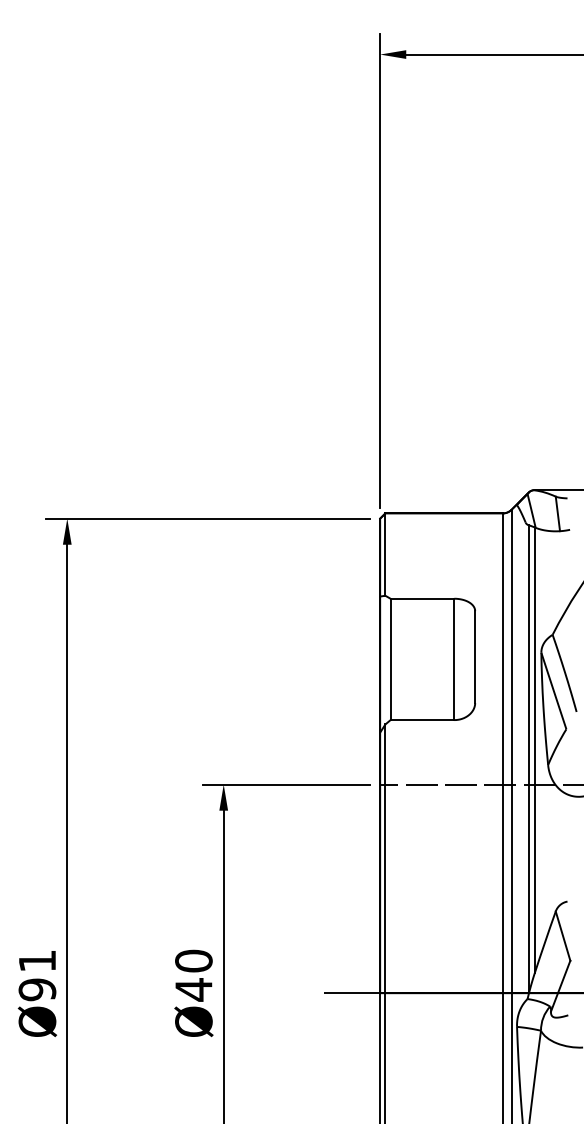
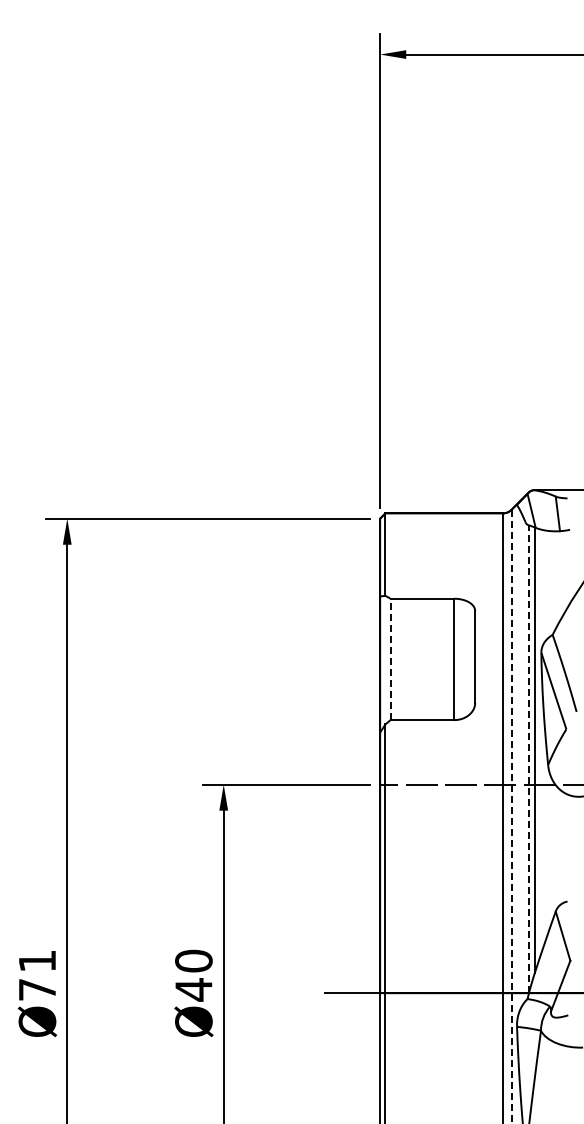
line: solid -> dashed (390, 659)
line: solid -> dashed (528, 758)
line: solid -> dashed (511, 816)
text: Ø91 -> Ø71 (37, 989)
